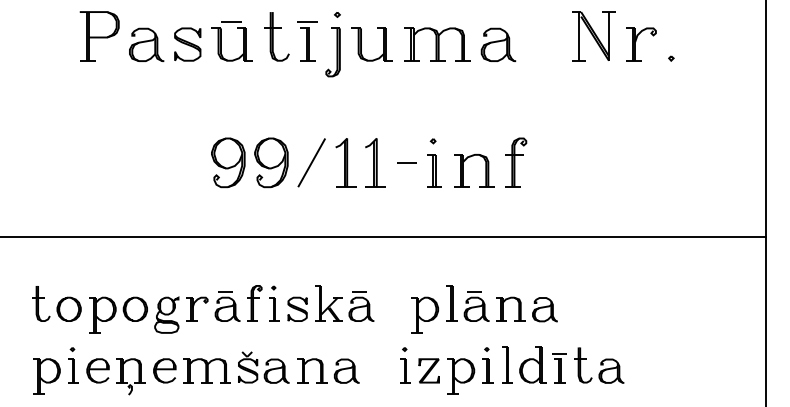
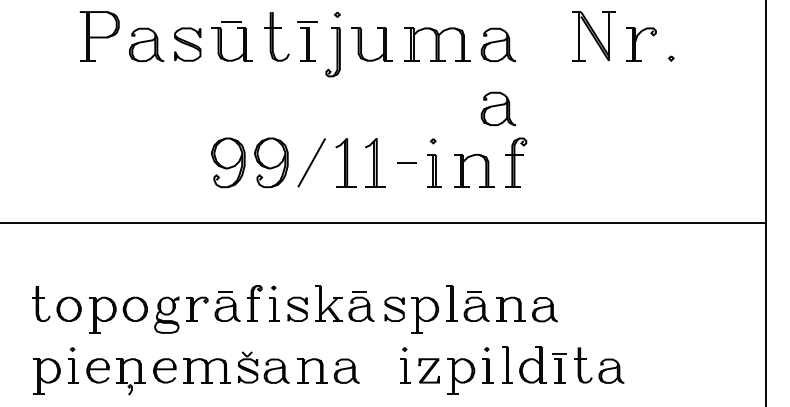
part: none -> present (498, 108)
line position: (384, 236) -> (384, 222) (384, 222)
part: none -> present (394, 308)
